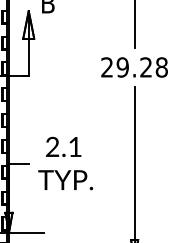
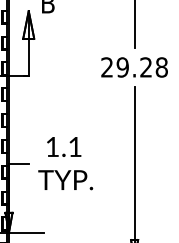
text: 2.1 -> 1.1 (52, 146)
